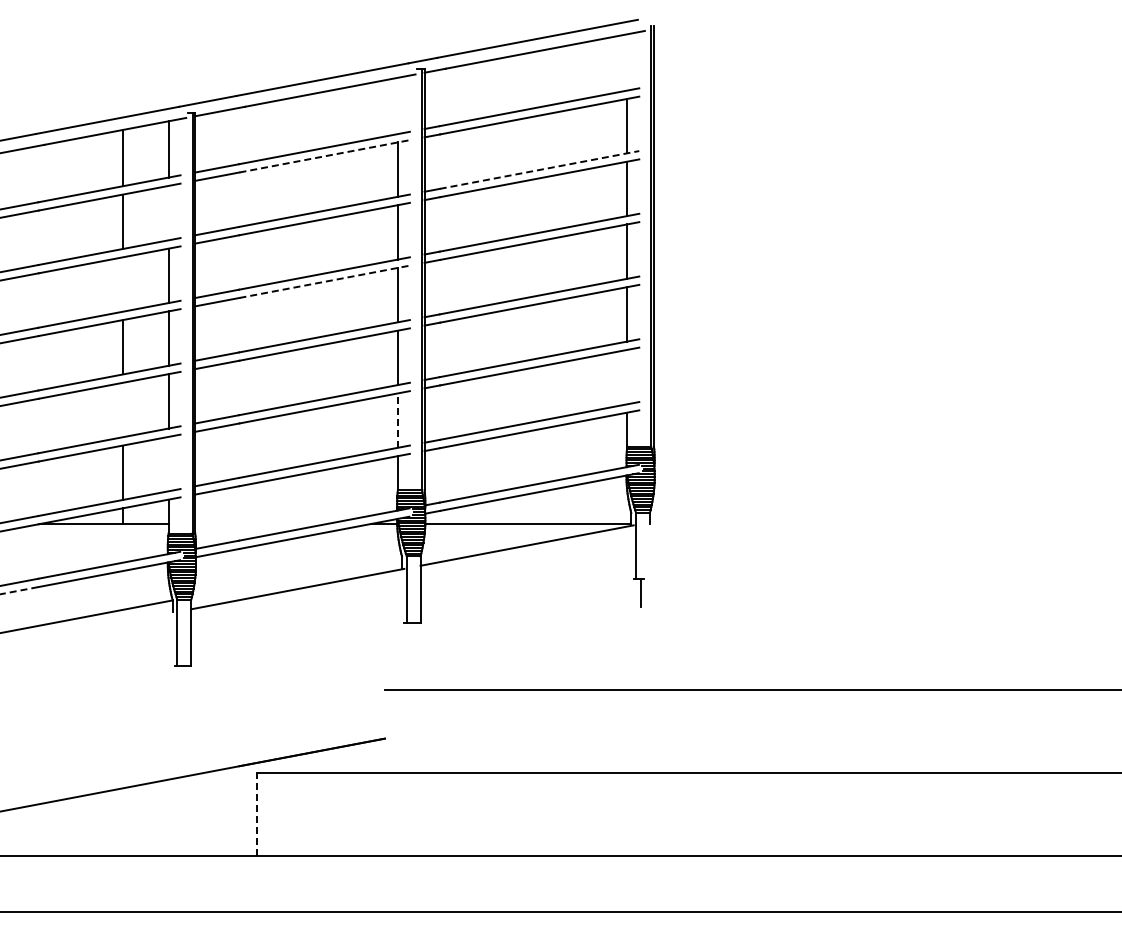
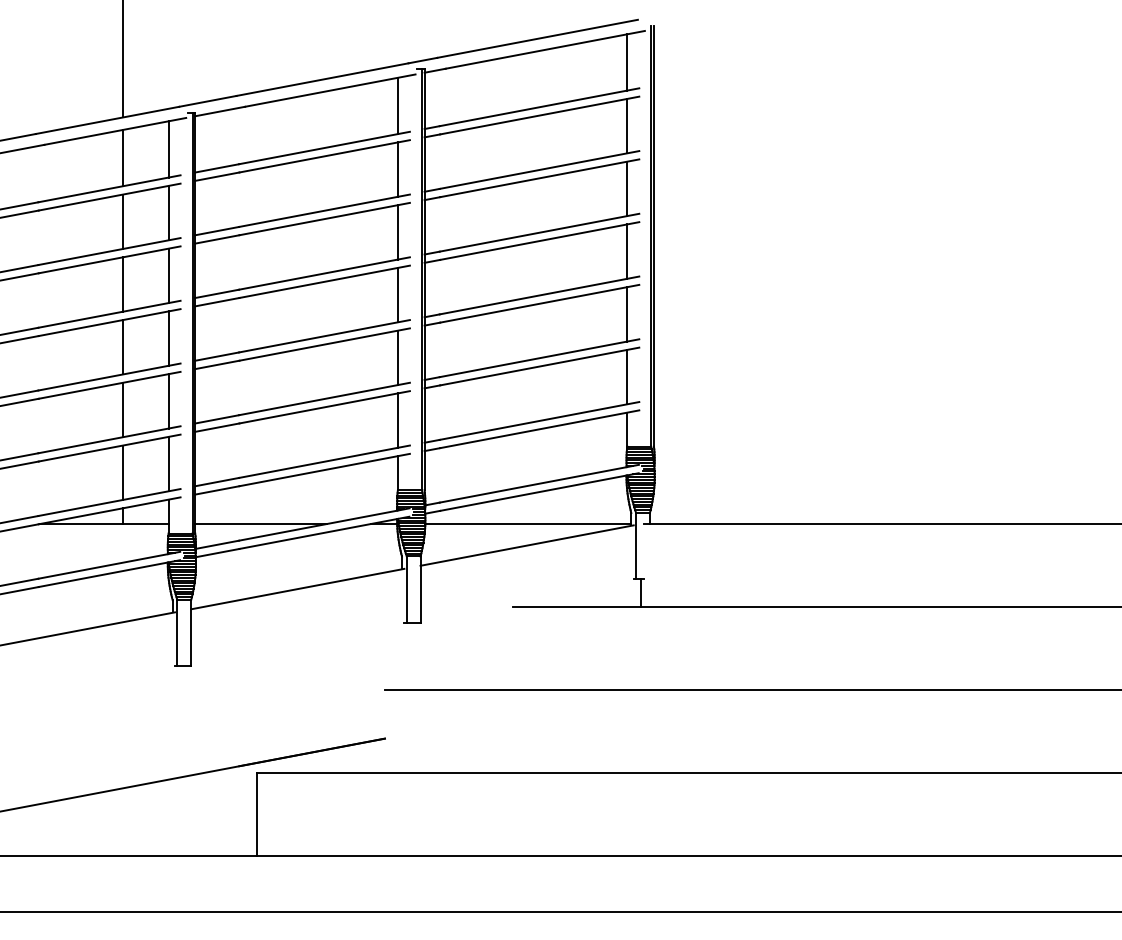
line: none -> present (123, 59)
line: none -> present (627, 62)
line: none -> present (397, 105)
line: dashed -> solid (324, 156)
line: dashed -> solid (539, 169)
line: none -> present (168, 212)
line: dashed -> solid (324, 281)
line: none -> present (123, 284)
line: none -> present (627, 376)
line: none -> present (123, 409)
line: dashed -> solid (397, 420)
line: none -> present (168, 463)
line: none -> present (260, 524)
line: none -> present (880, 524)
line: dashed -> solid (20, 590)
line: none -> present (815, 607)
line position: (87, 616) -> (88, 628) (88, 628)
line: dashed -> solid (257, 814)
